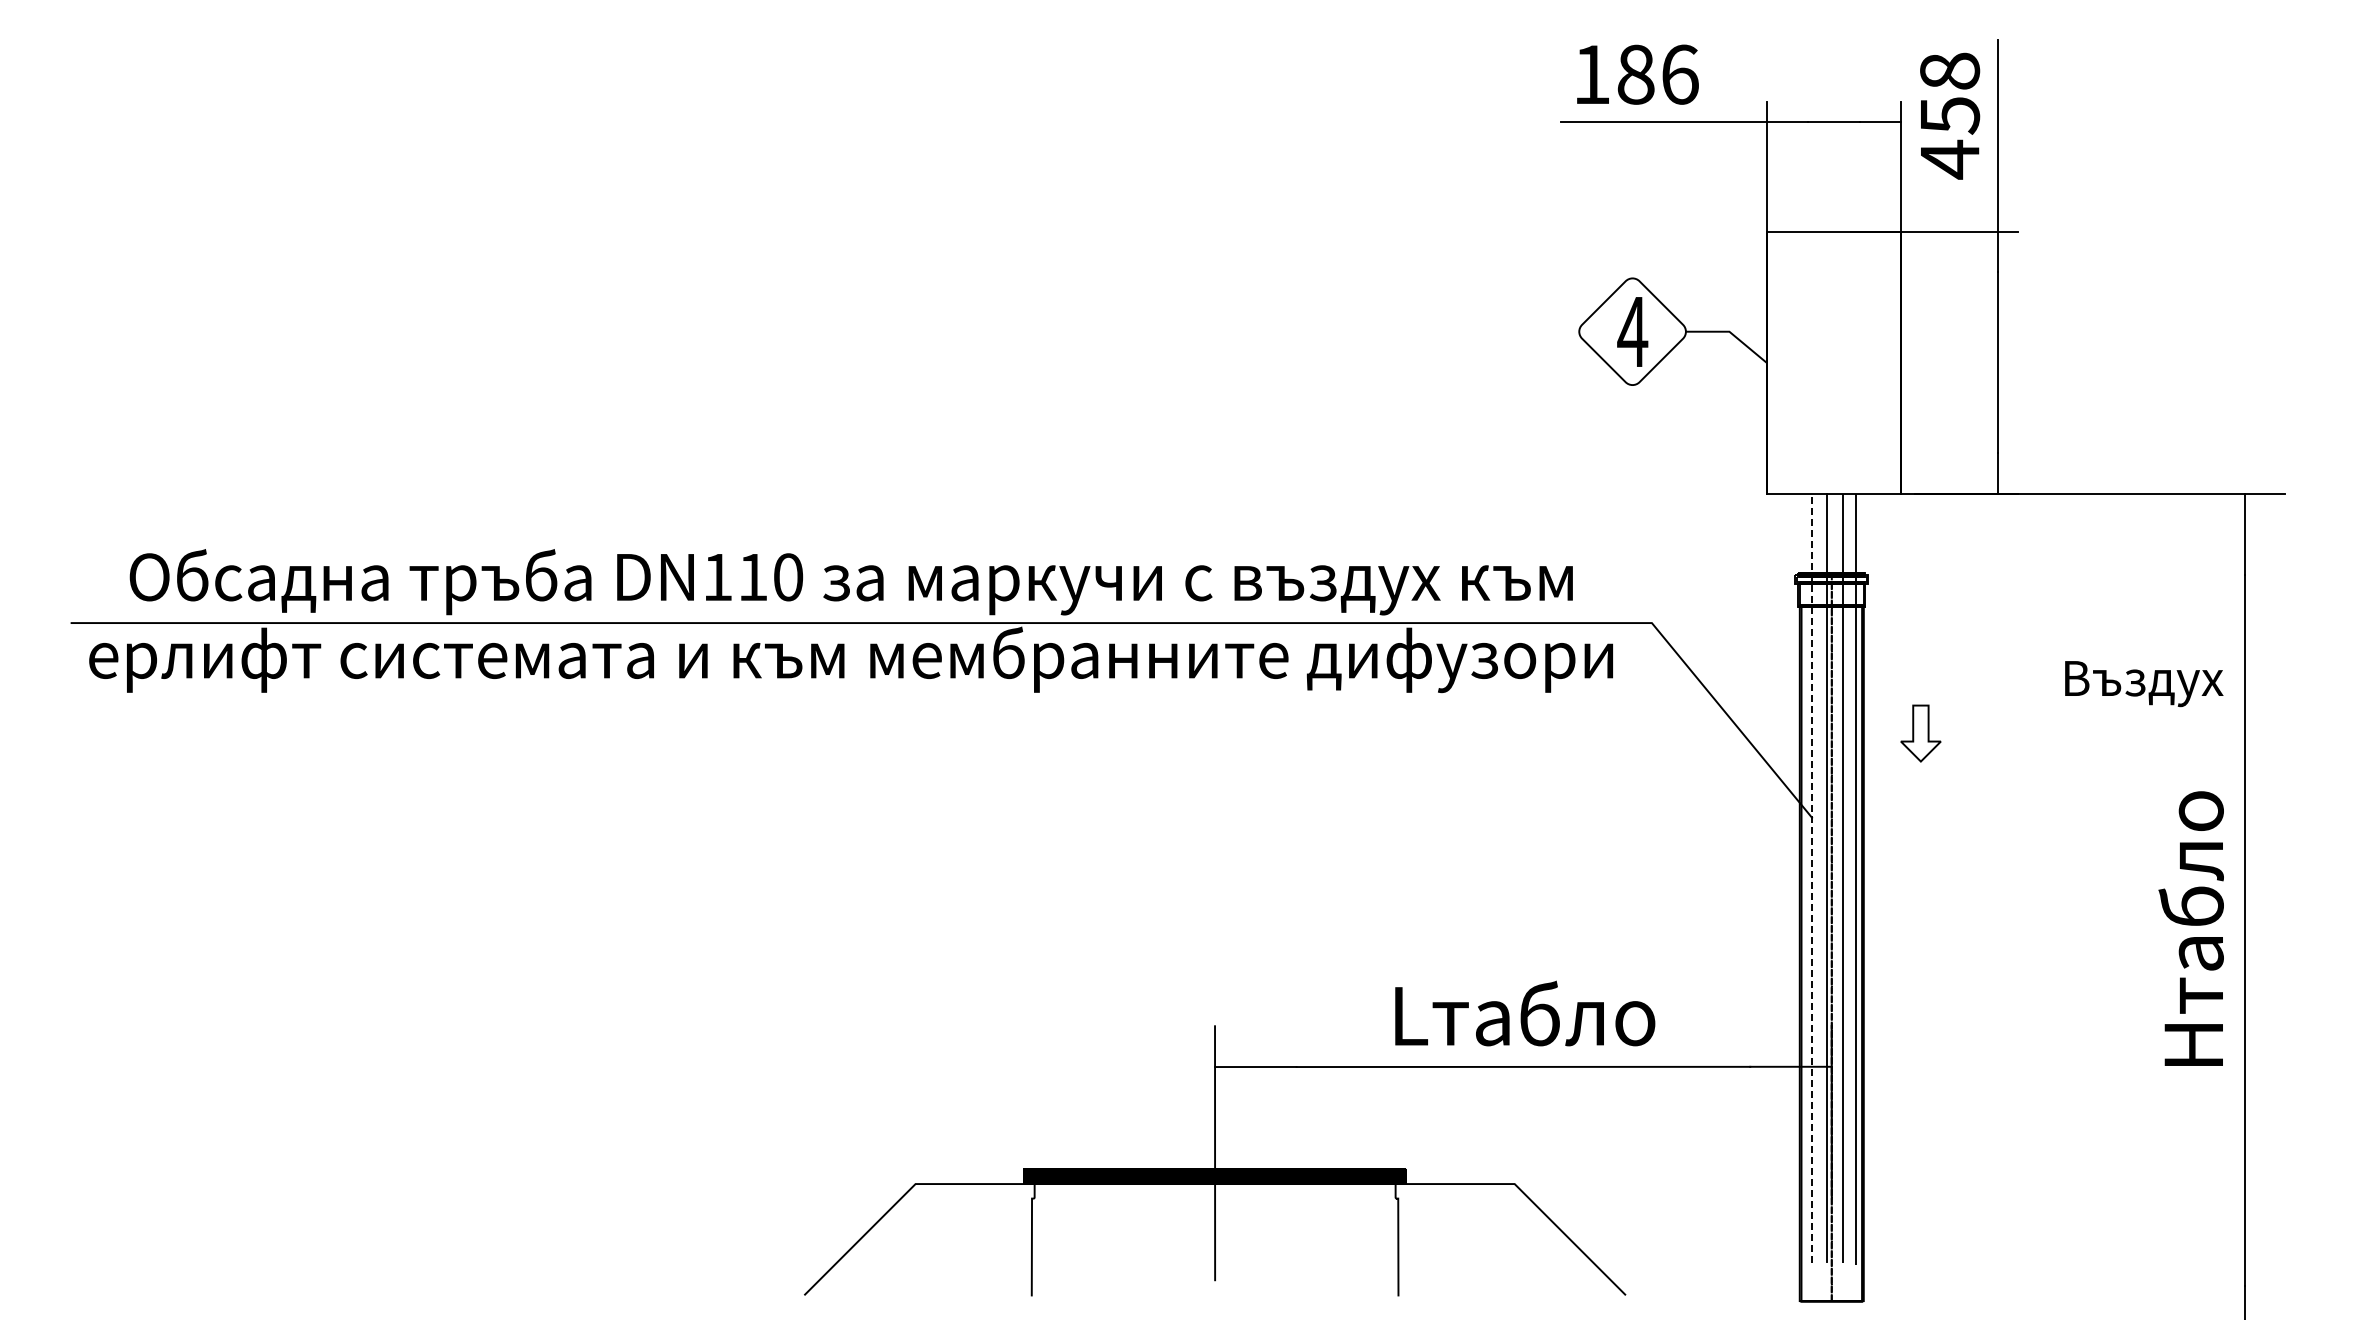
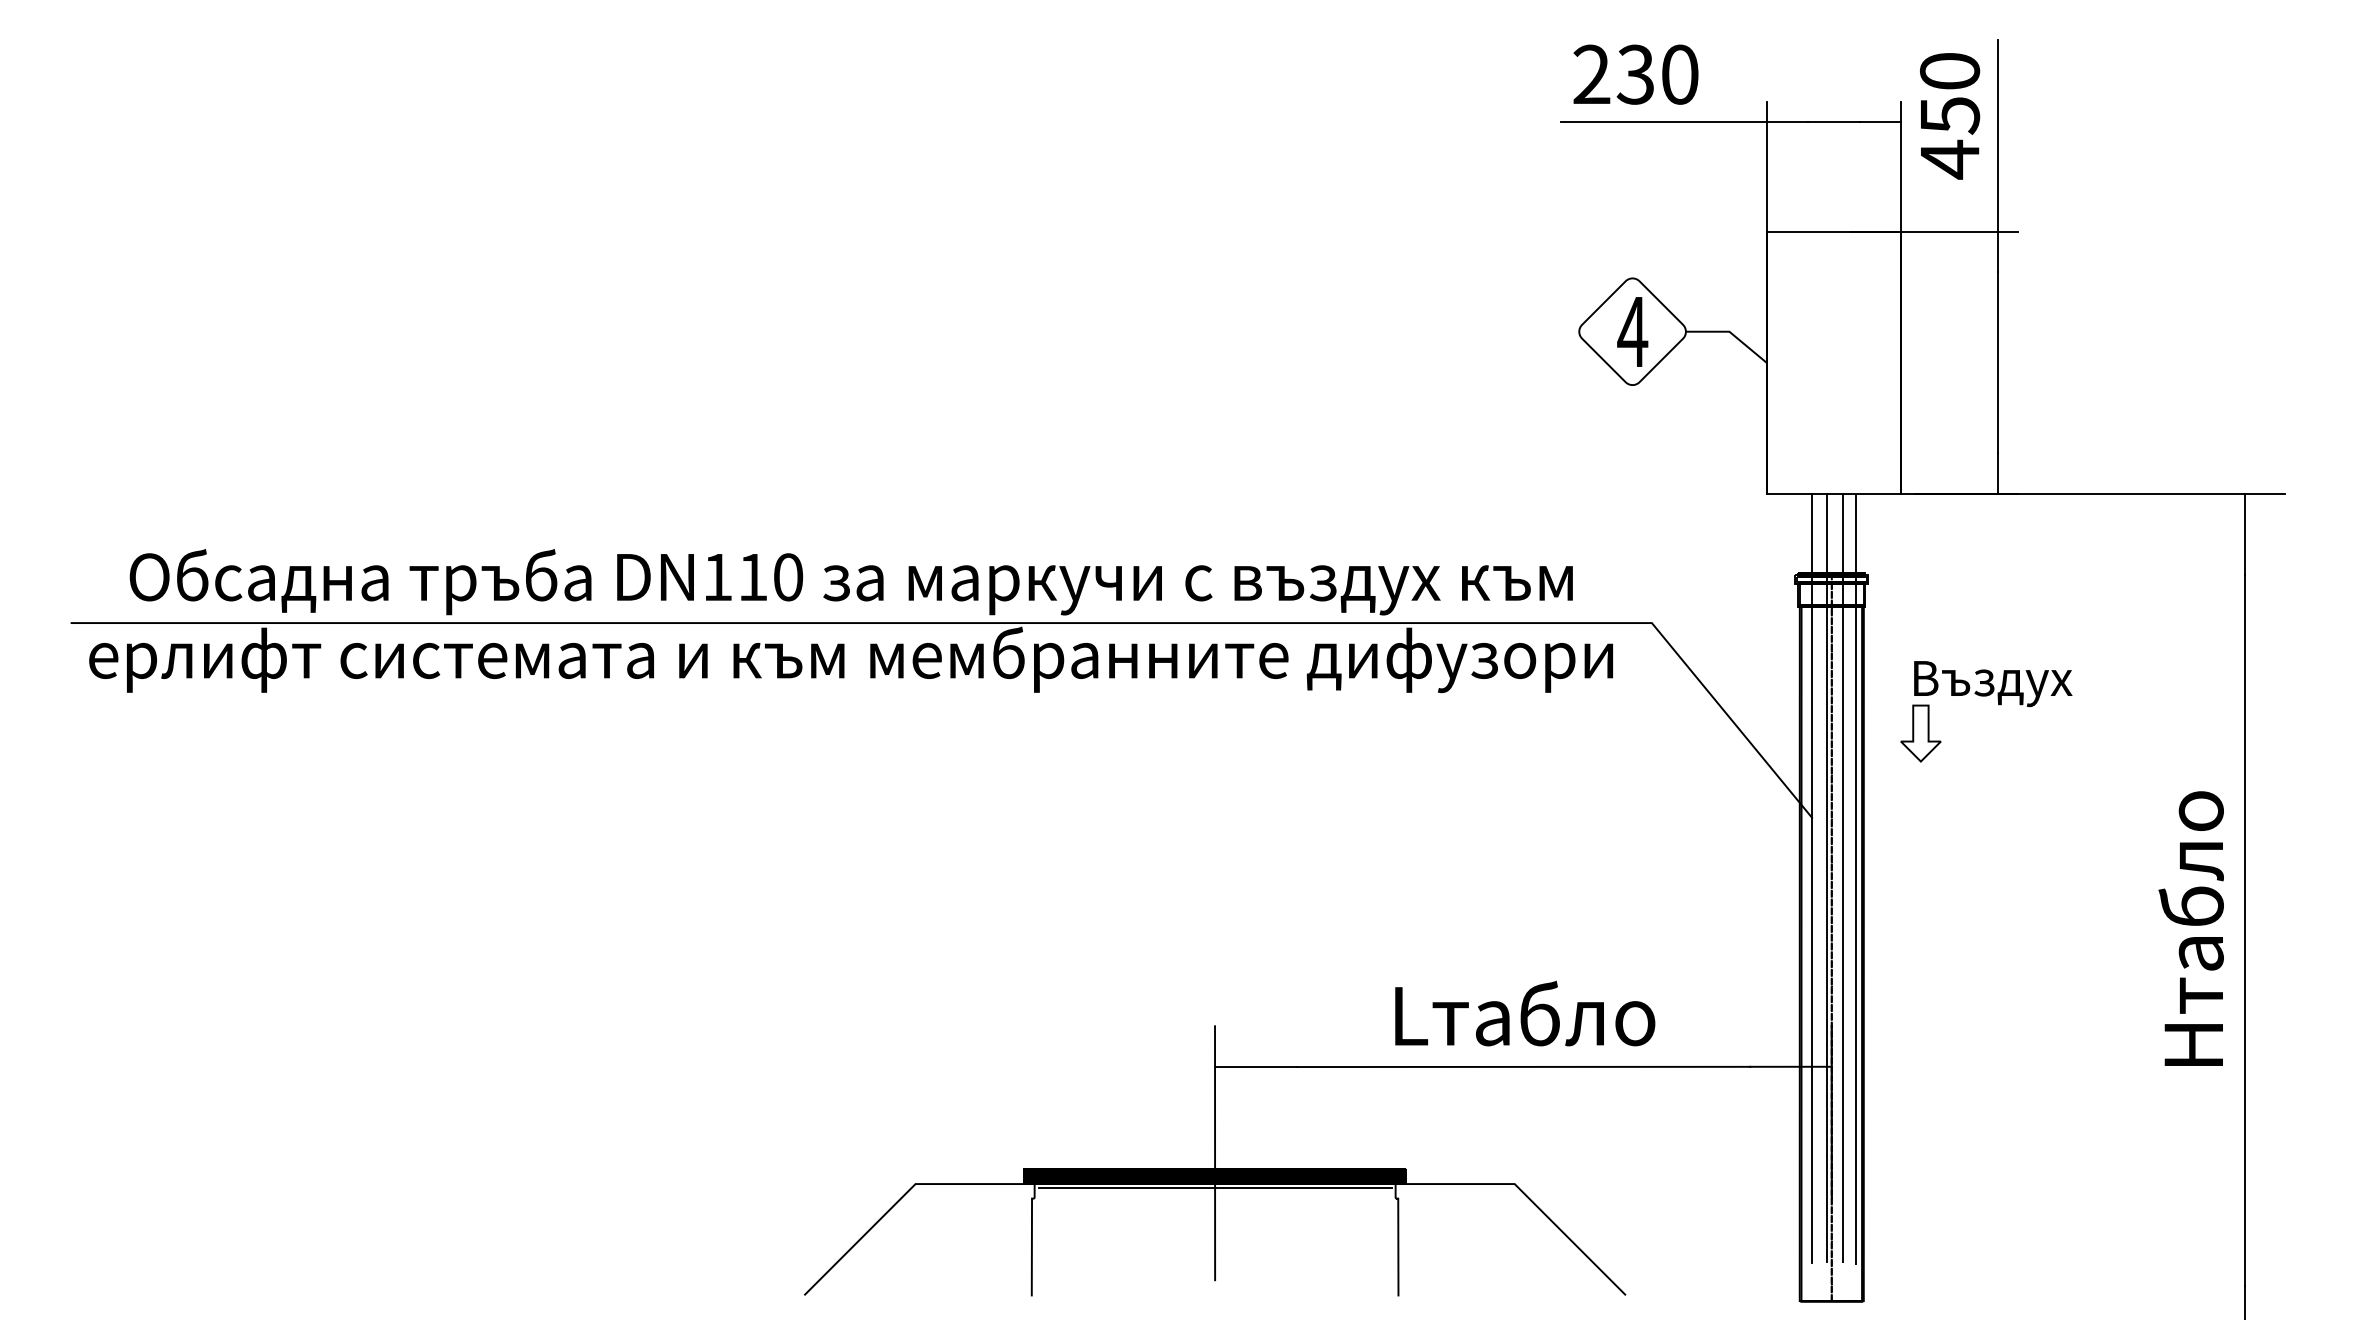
text: 458 -> 450 (1949, 70)
text: 186 -> 230 (1635, 74)
text position: (2144, 684) -> (1993, 684) (1993, 684)
line: dashed -> solid (1811, 878)
line: none -> present (1214, 1188)
